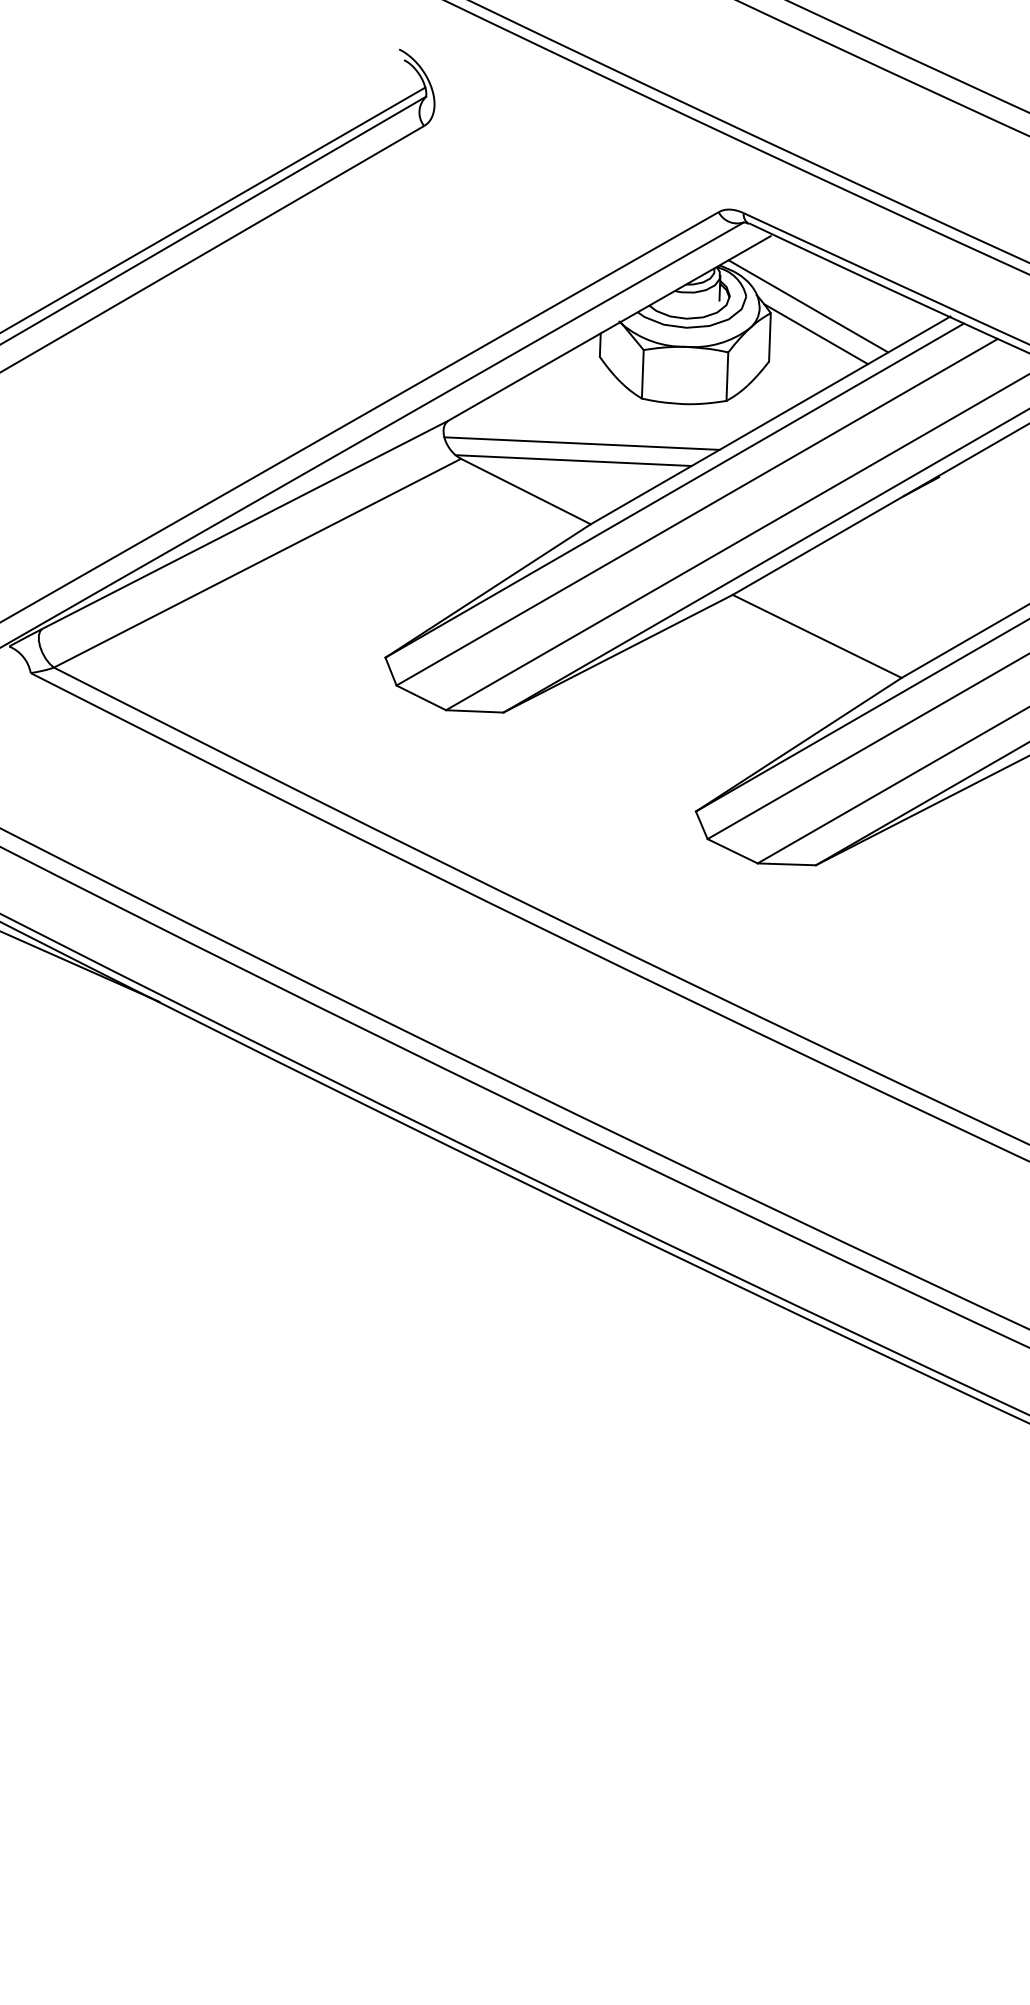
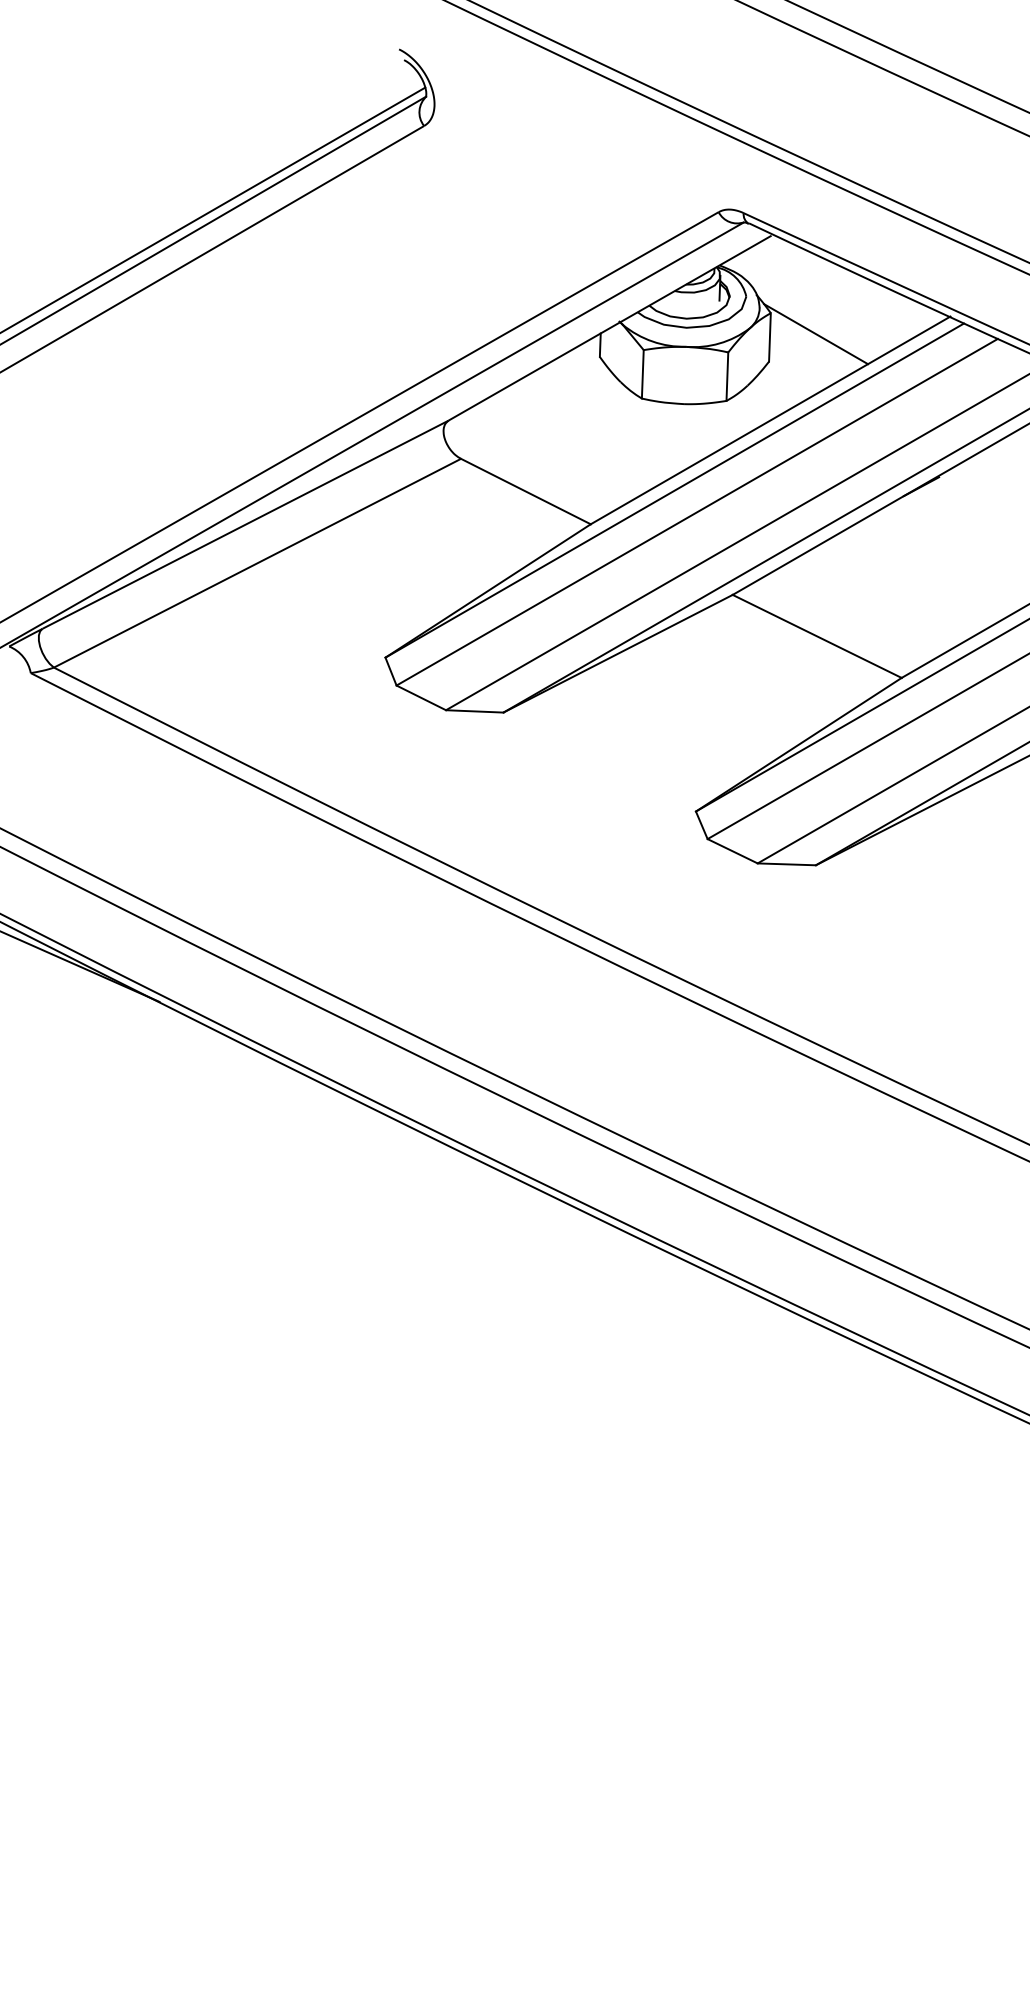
line: present -> none (808, 306)
line: present -> none (581, 443)
line: present -> none (573, 460)
